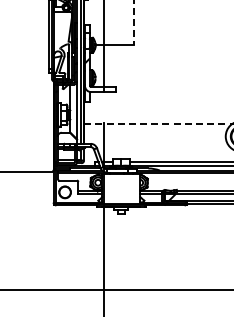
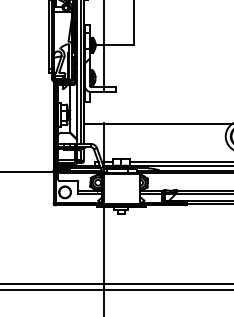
line: dashed -> solid (133, 22)
line: dashed -> solid (159, 124)
line: none -> present (116, 283)
